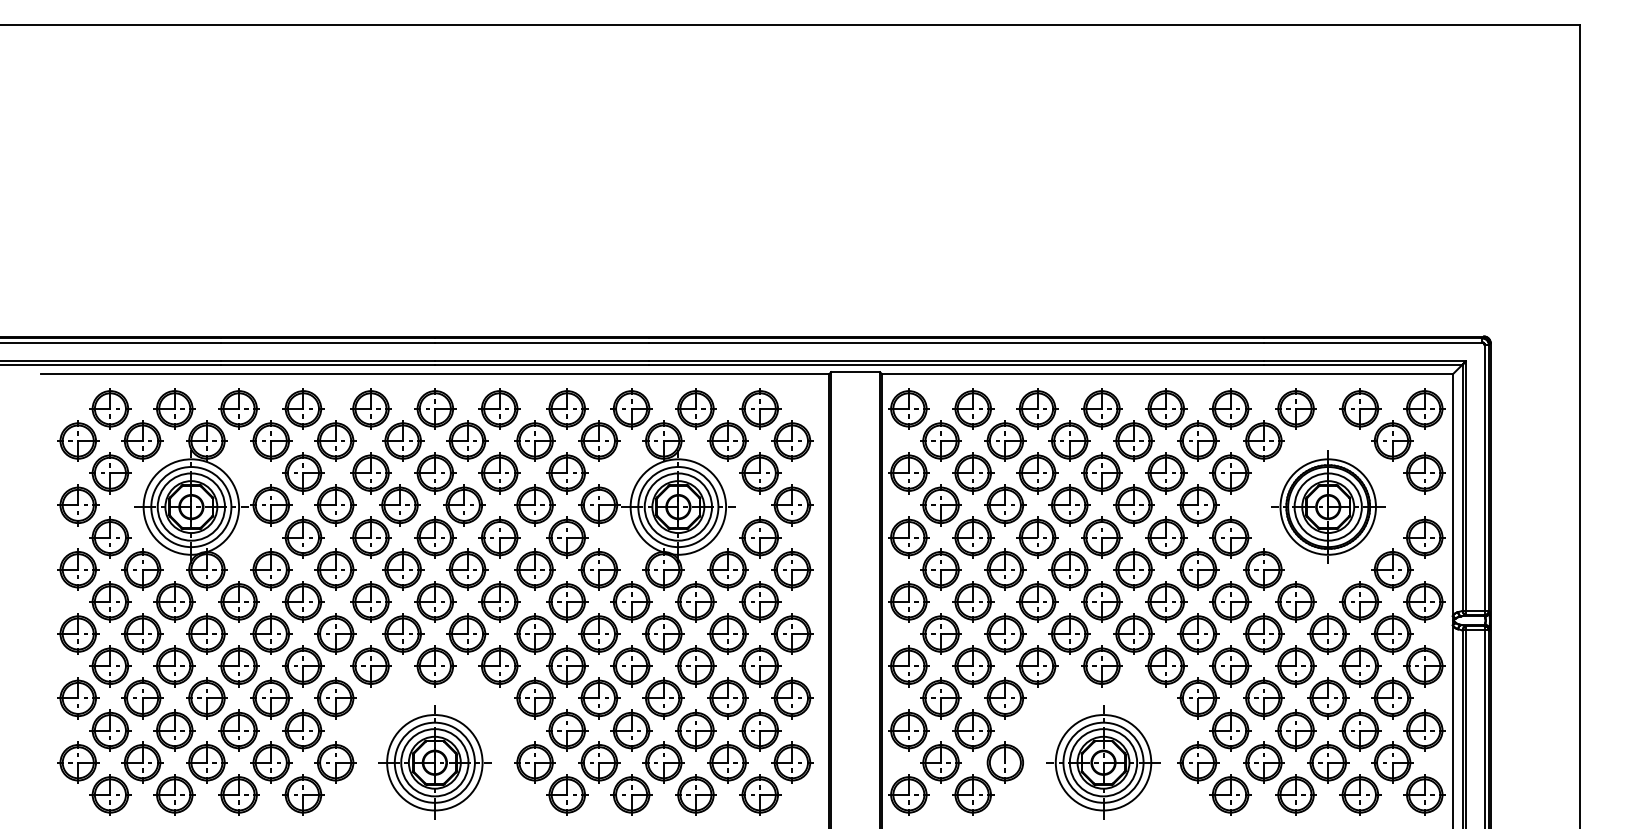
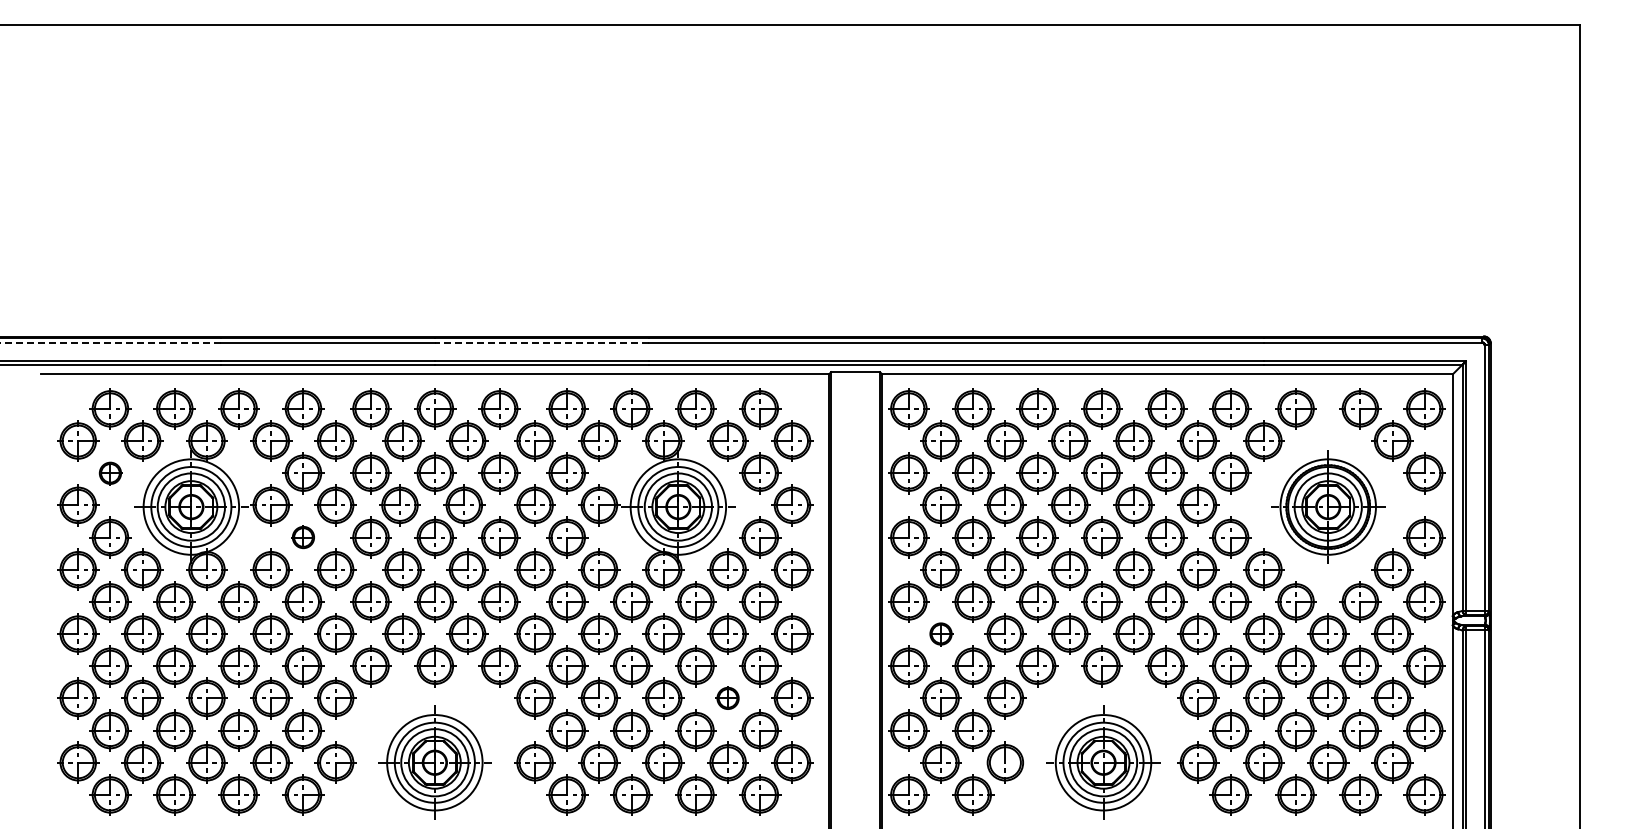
line: solid -> dashed (110, 342)
line: solid -> dashed (541, 342)
part size: 43x43 px -> 25x25 px (110, 473)
part size: 43x43 px -> 24x25 px (302, 537)
part size: 42x42 px -> 25x25 px (941, 634)
part size: 42x43 px -> 25x24 px (727, 697)
